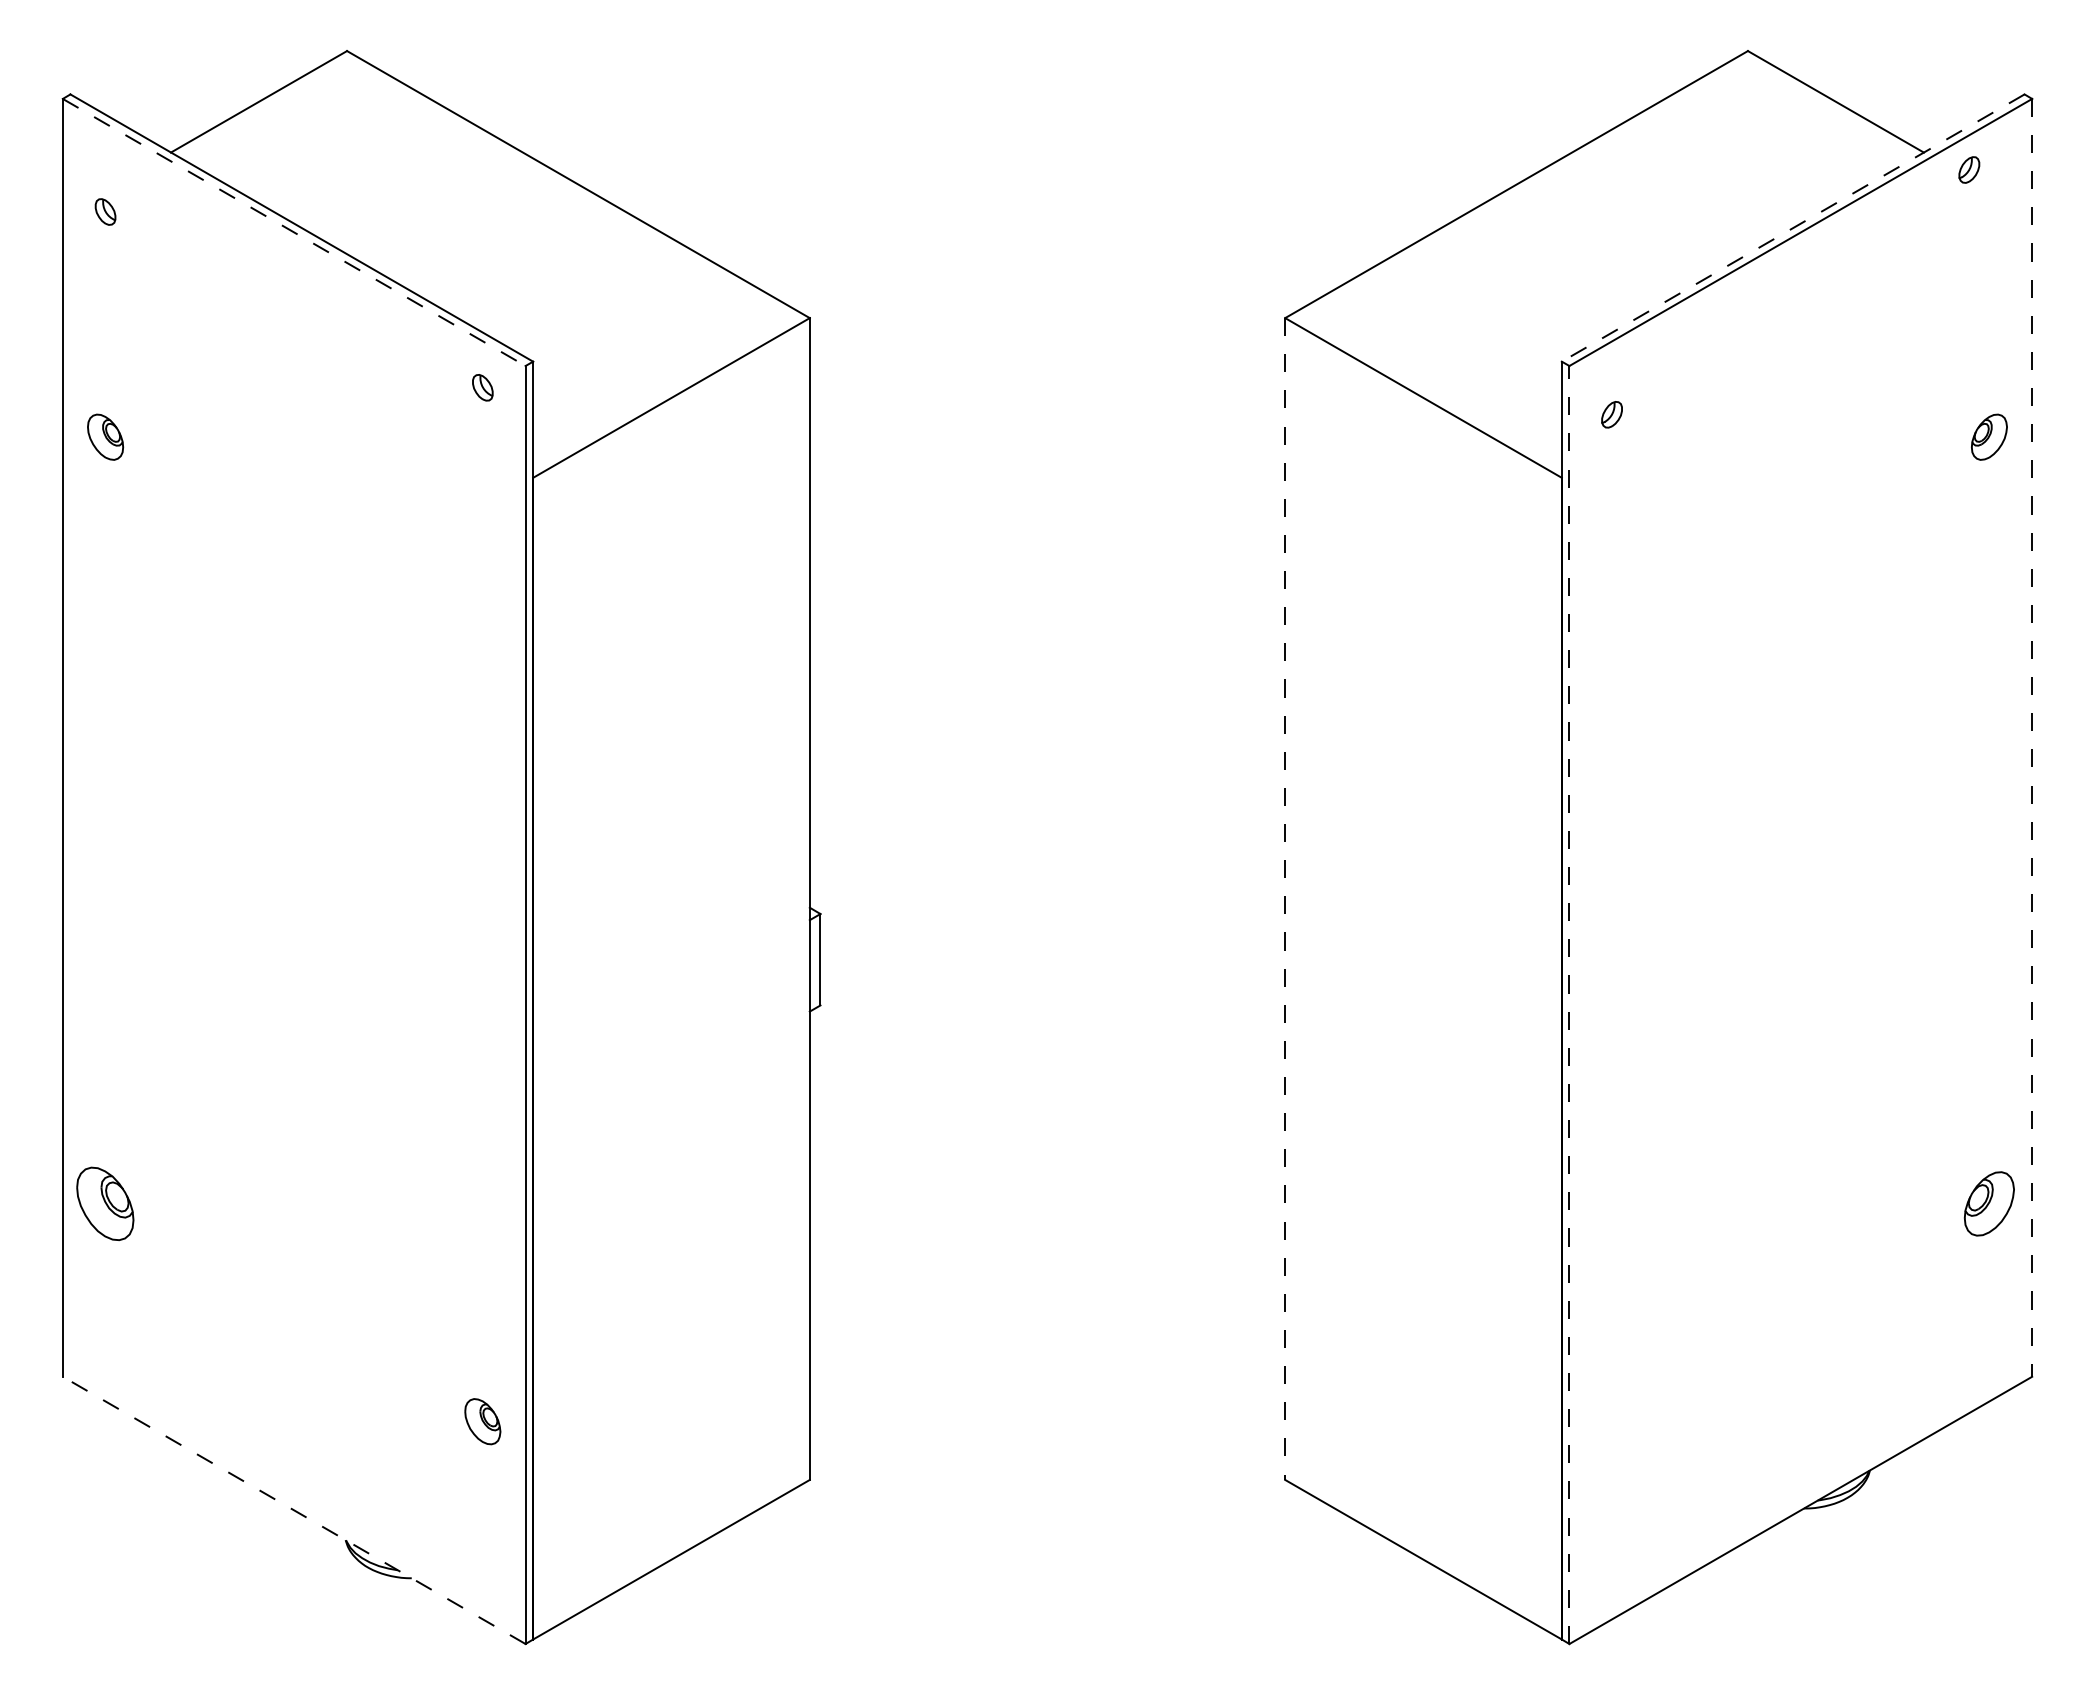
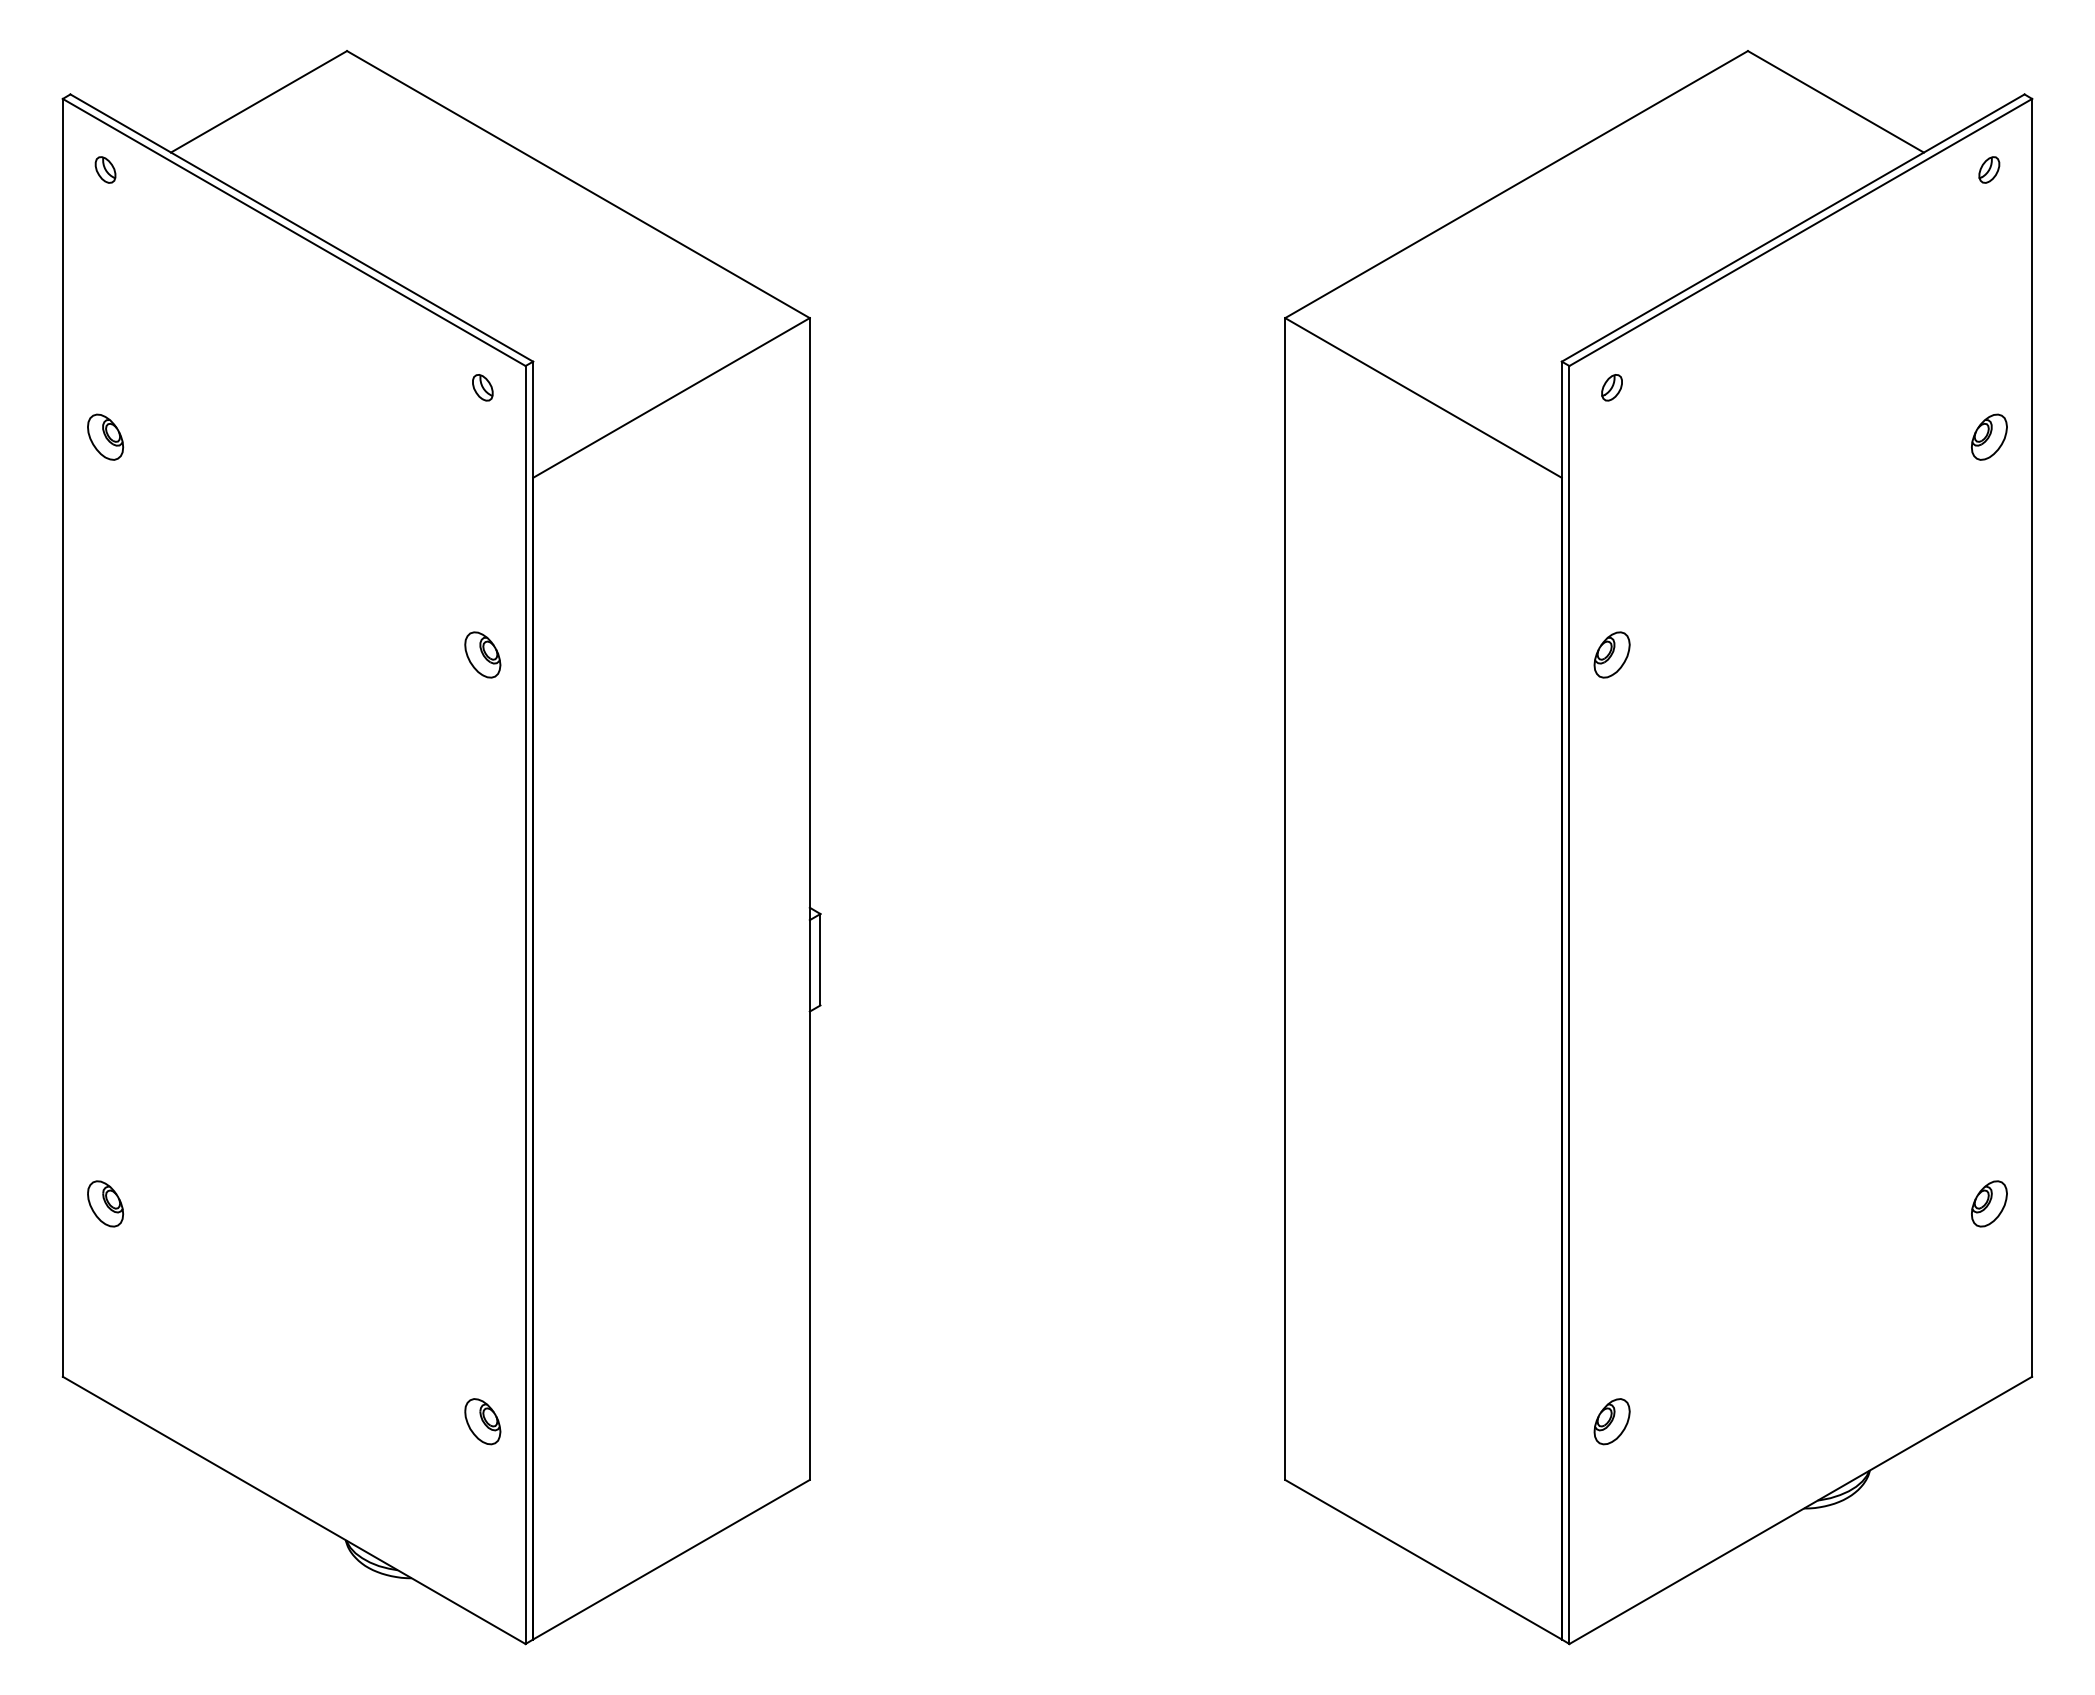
part position: (1969, 169) -> (1989, 169) (1989, 169)
part position: (105, 211) -> (105, 169) (105, 169)
line: dashed -> solid (1792, 228)
line: dashed -> solid (294, 232)
part position: (1611, 414) -> (1611, 387) (1611, 387)
part: none -> present (482, 654)
part: none -> present (1611, 654)
line: dashed -> solid (2032, 737)
line: dashed -> solid (1285, 899)
line: dashed -> solid (1569, 1004)
part size: 59x75 px -> 38x48 px (105, 1203)
part size: 52x66 px -> 37x48 px (1989, 1203)
part: none -> present (1611, 1421)
line: dashed -> solid (293, 1510)
